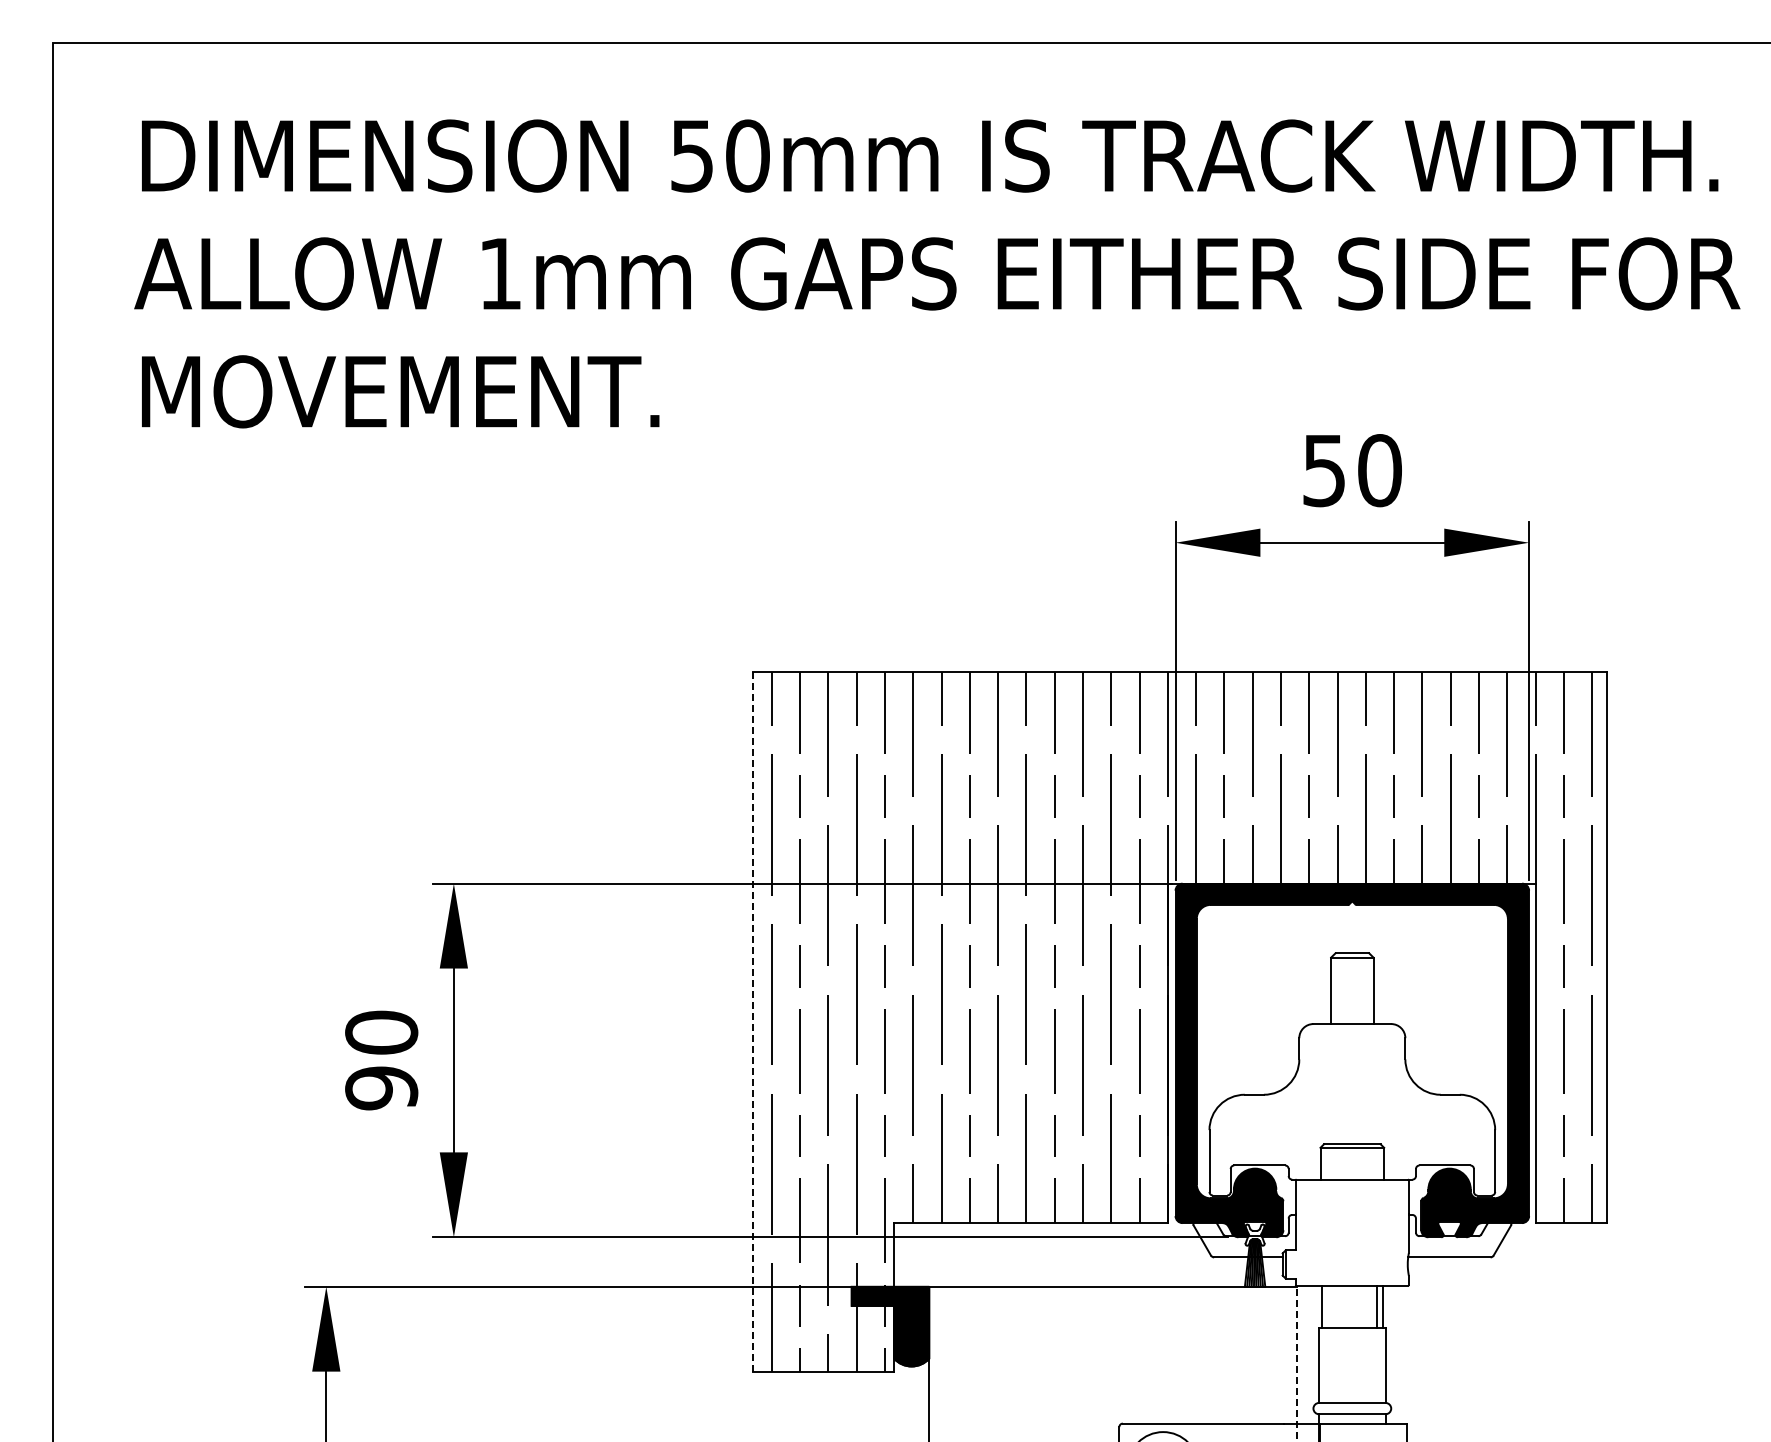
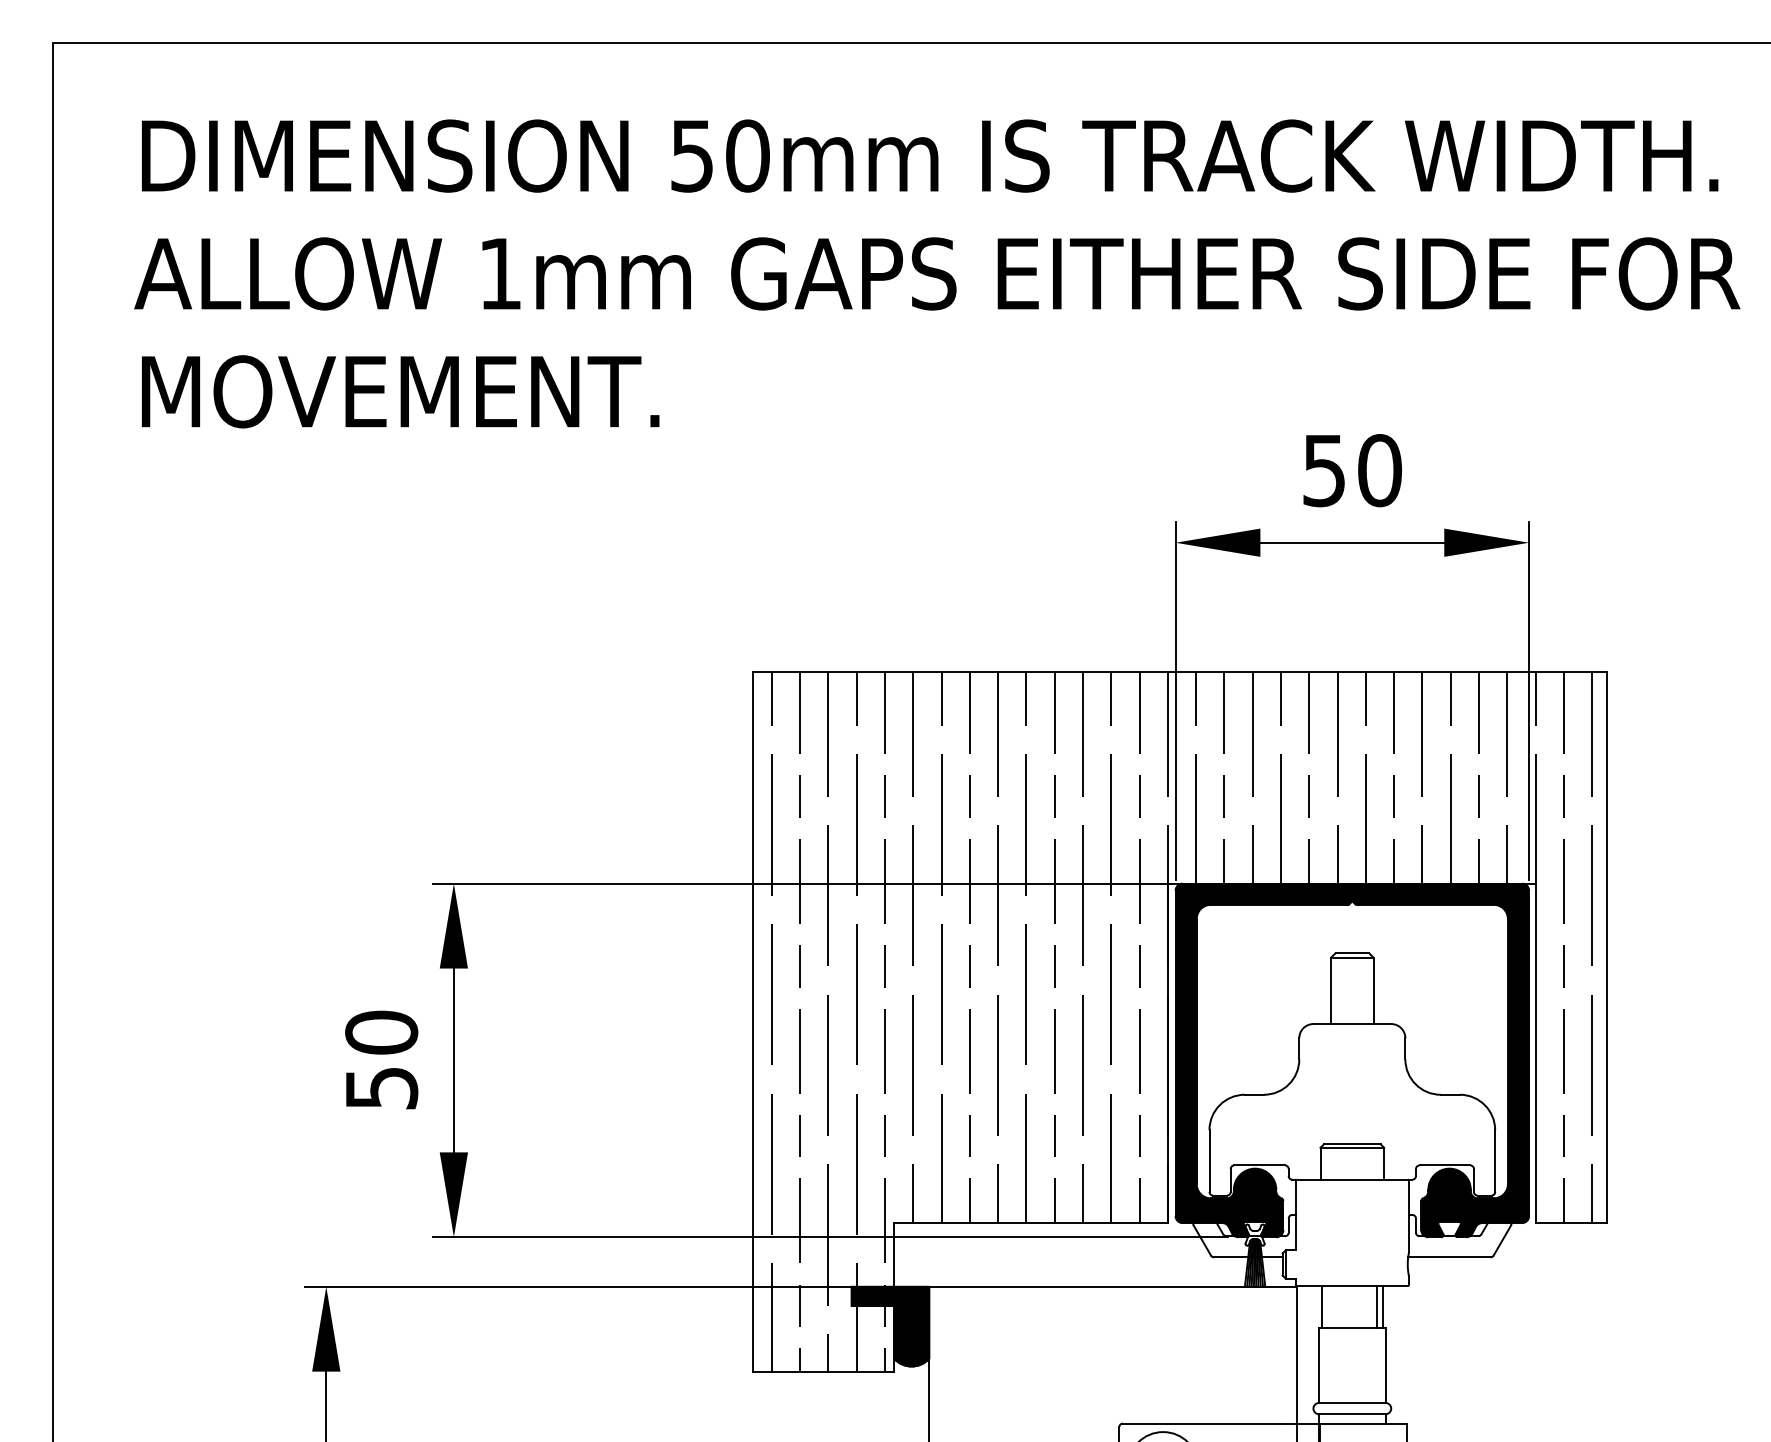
line: dashed -> solid (752, 1021)
text: 90 -> 50 (381, 1088)
line: dashed -> solid (1296, 1363)
